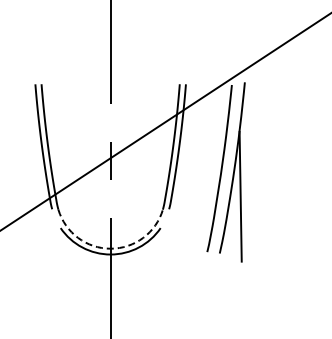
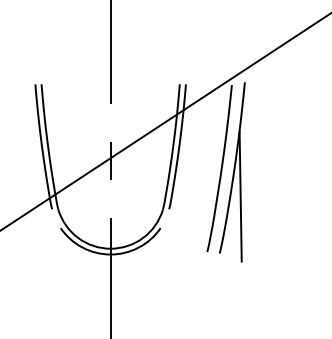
arc: dashed -> solid (110, 248)
